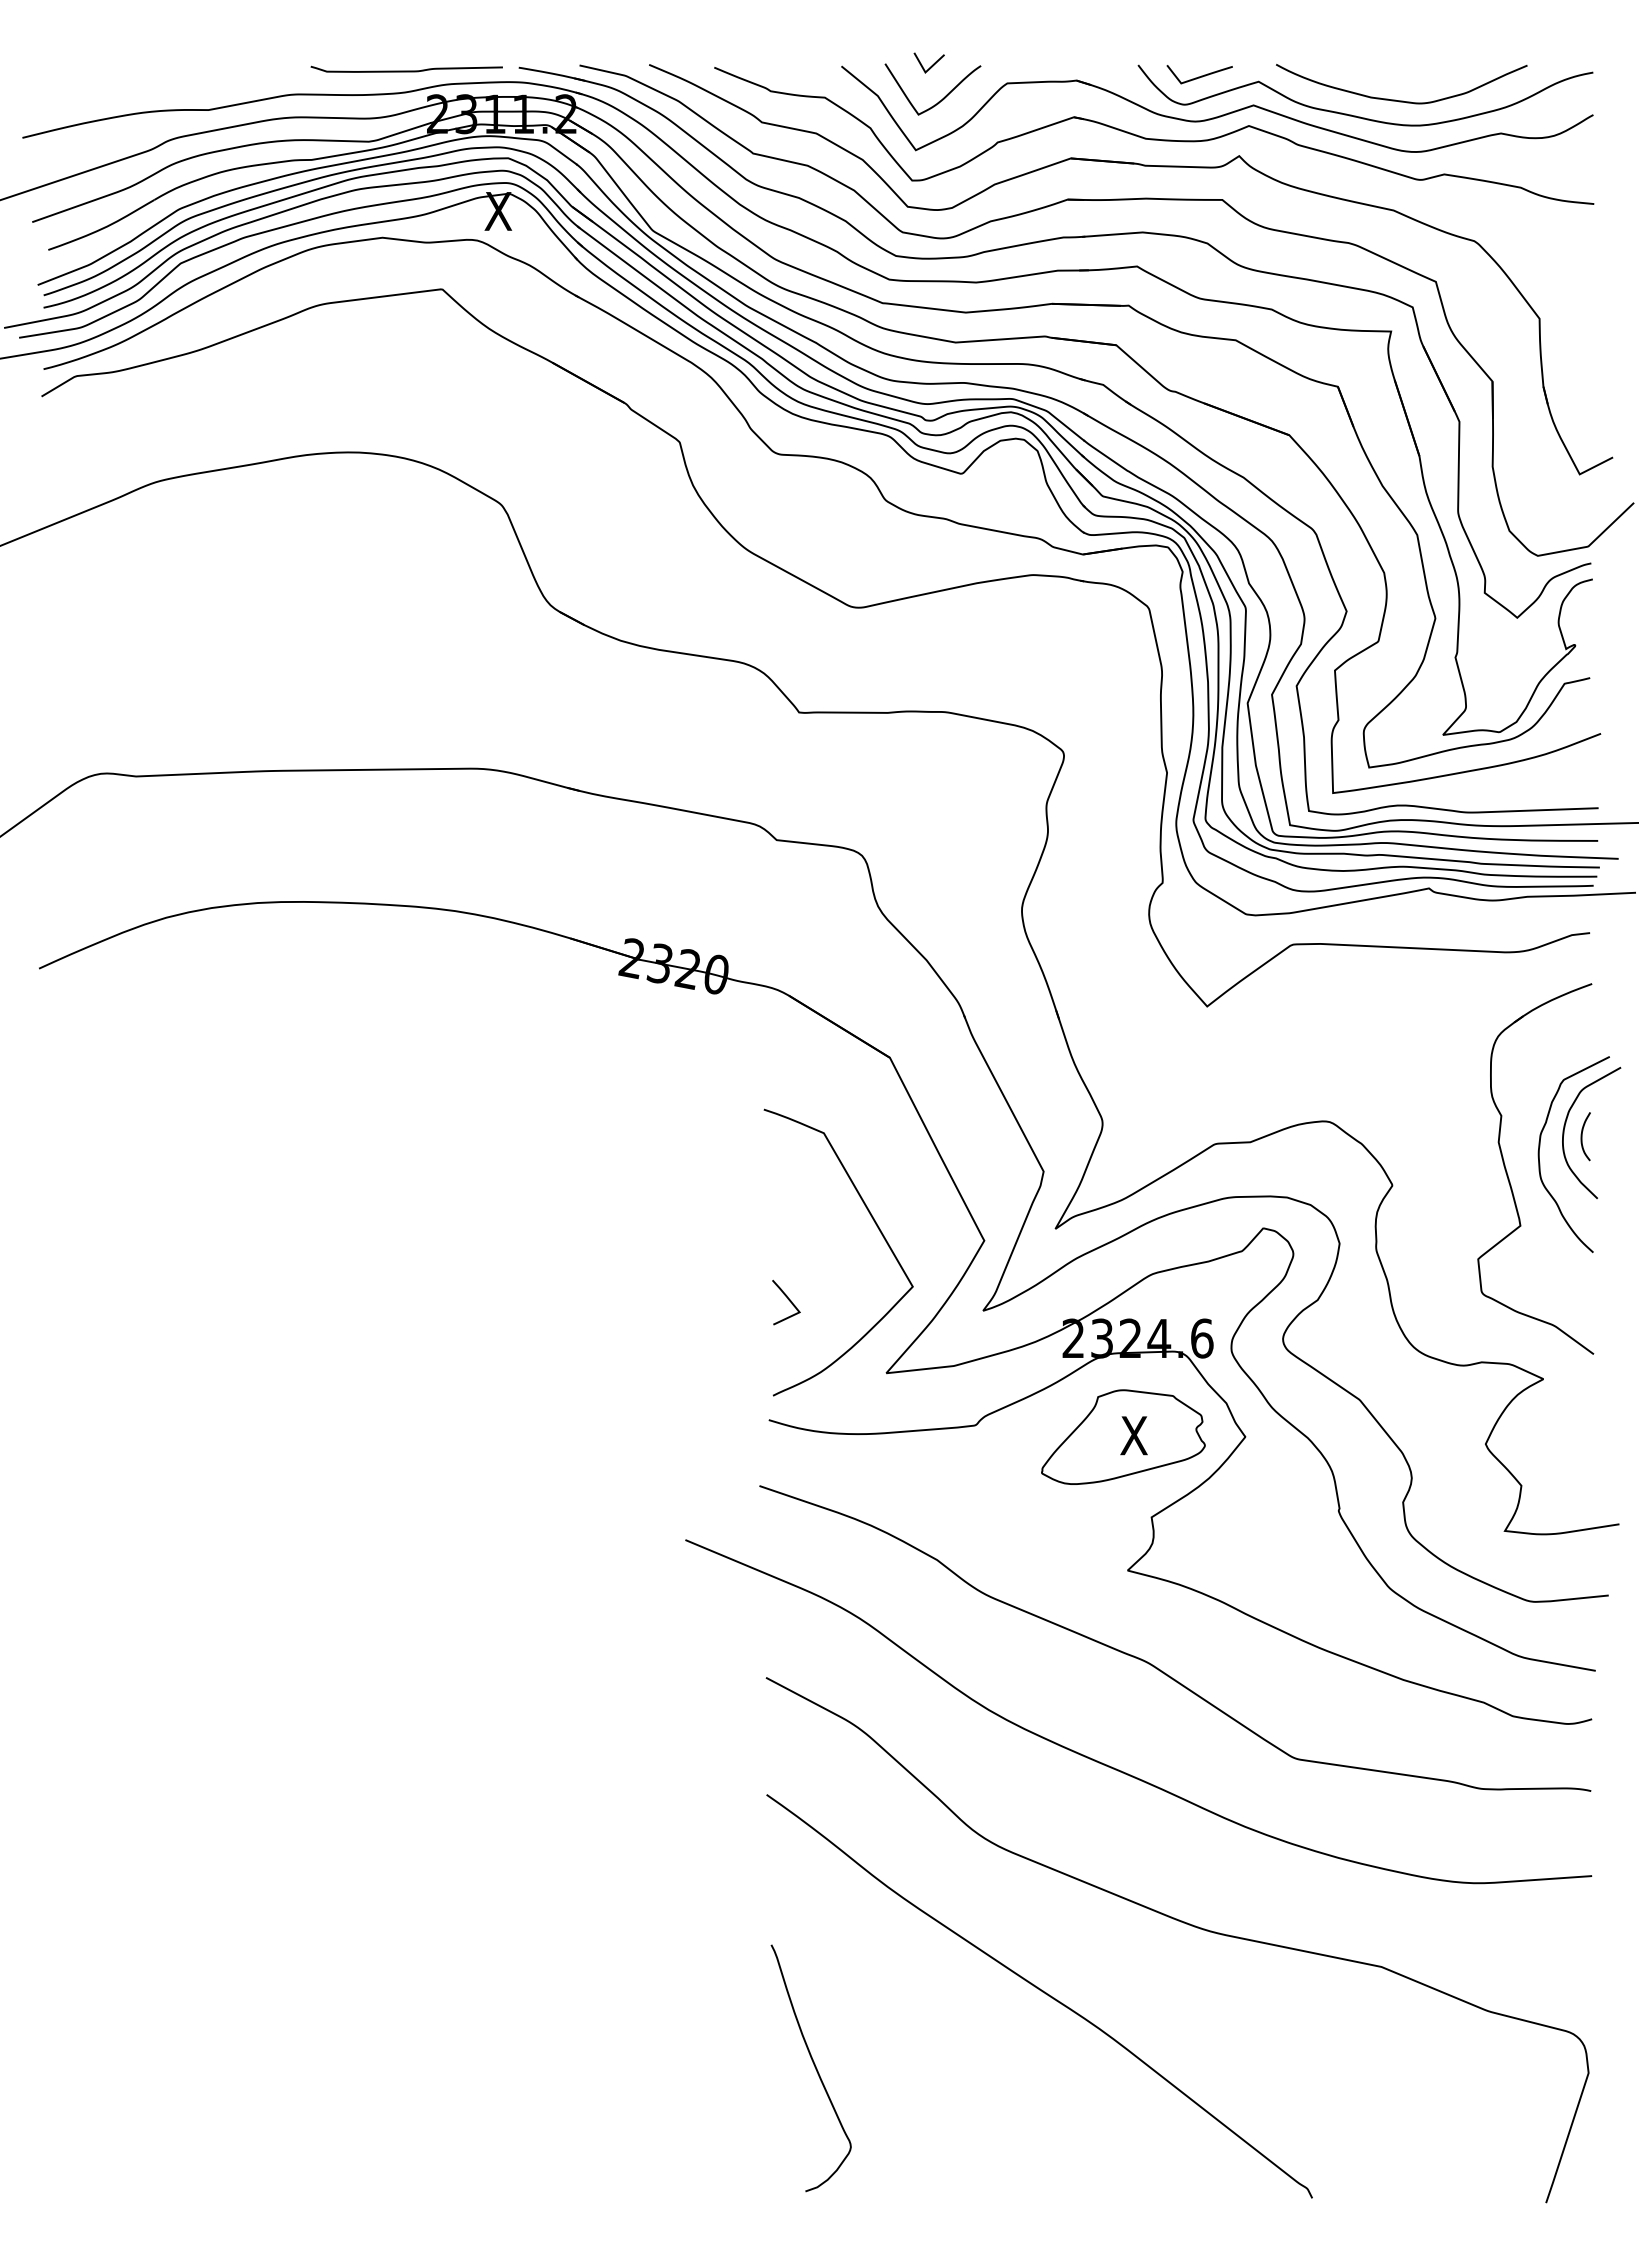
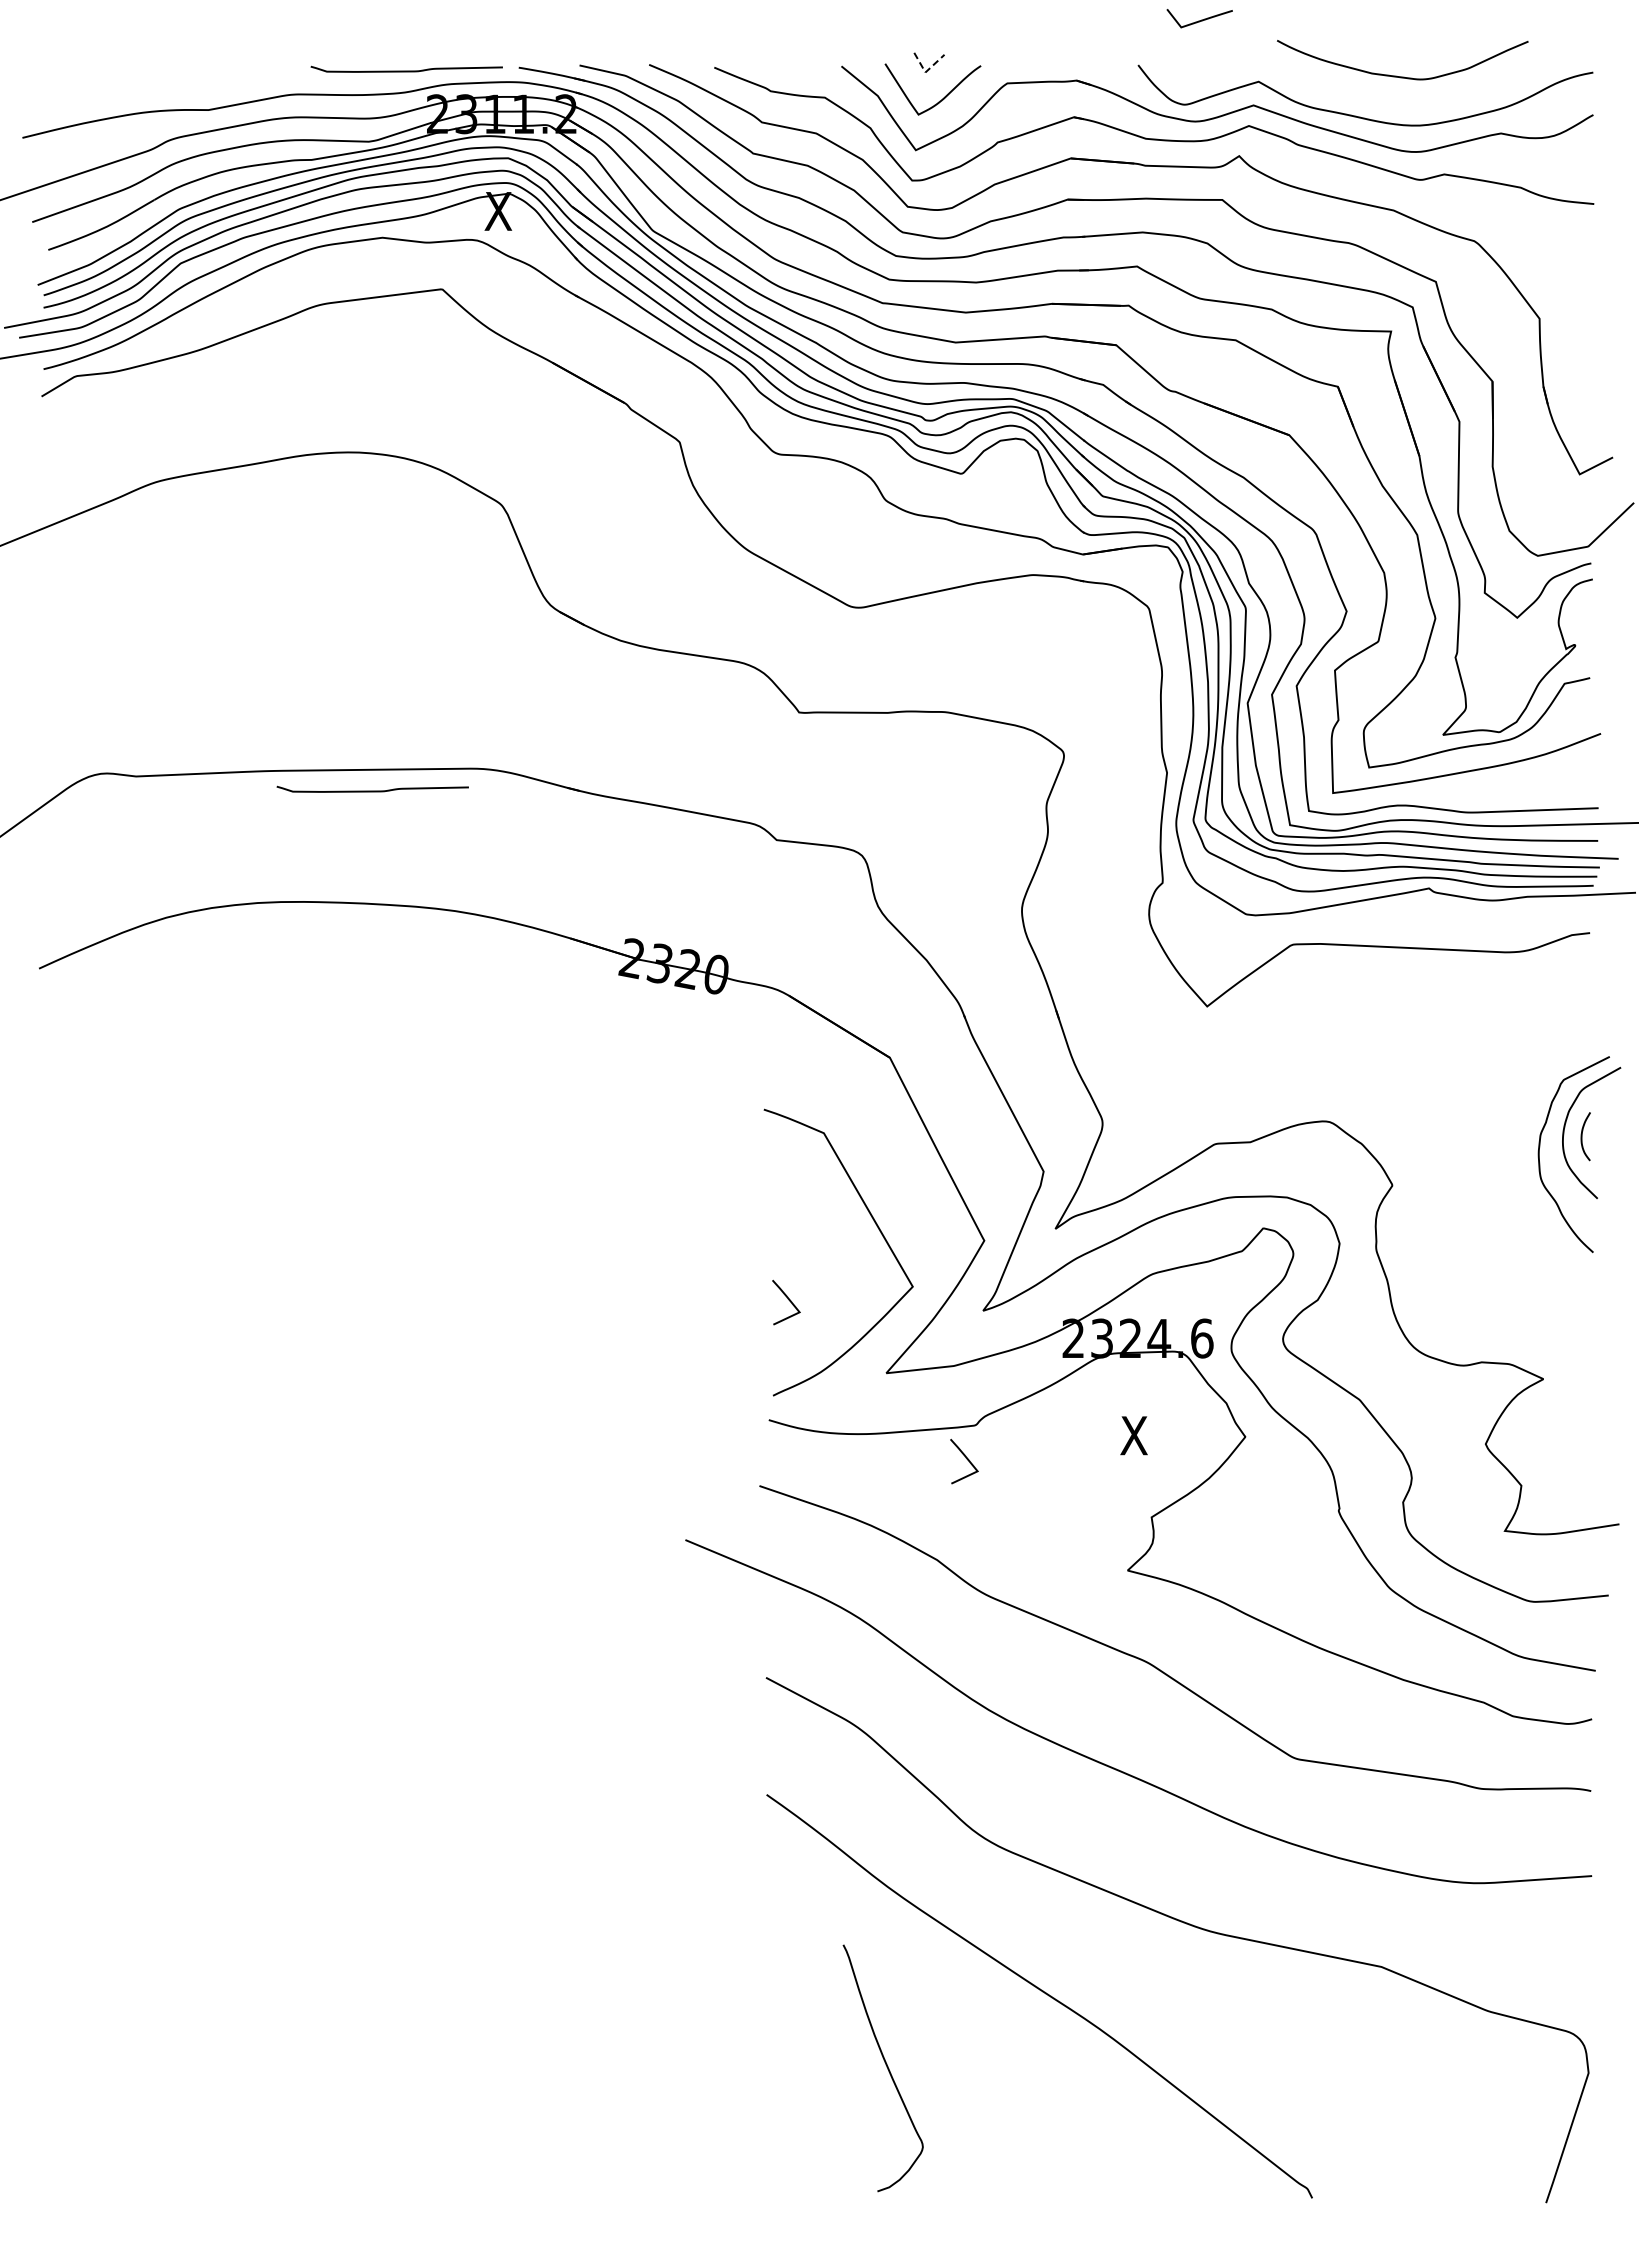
line: solid -> dashed (926, 71)
curve position: (1199, 76) -> (1199, 20) (1199, 20)
curve position: (1401, 100) -> (1402, 76) (1402, 76)
curve: none -> present (372, 790)
part: present -> none (1509, 1178)
part: present -> none (1123, 1436)
curve: none -> present (966, 1459)
curve position: (814, 2067) -> (886, 2067) (886, 2067)
